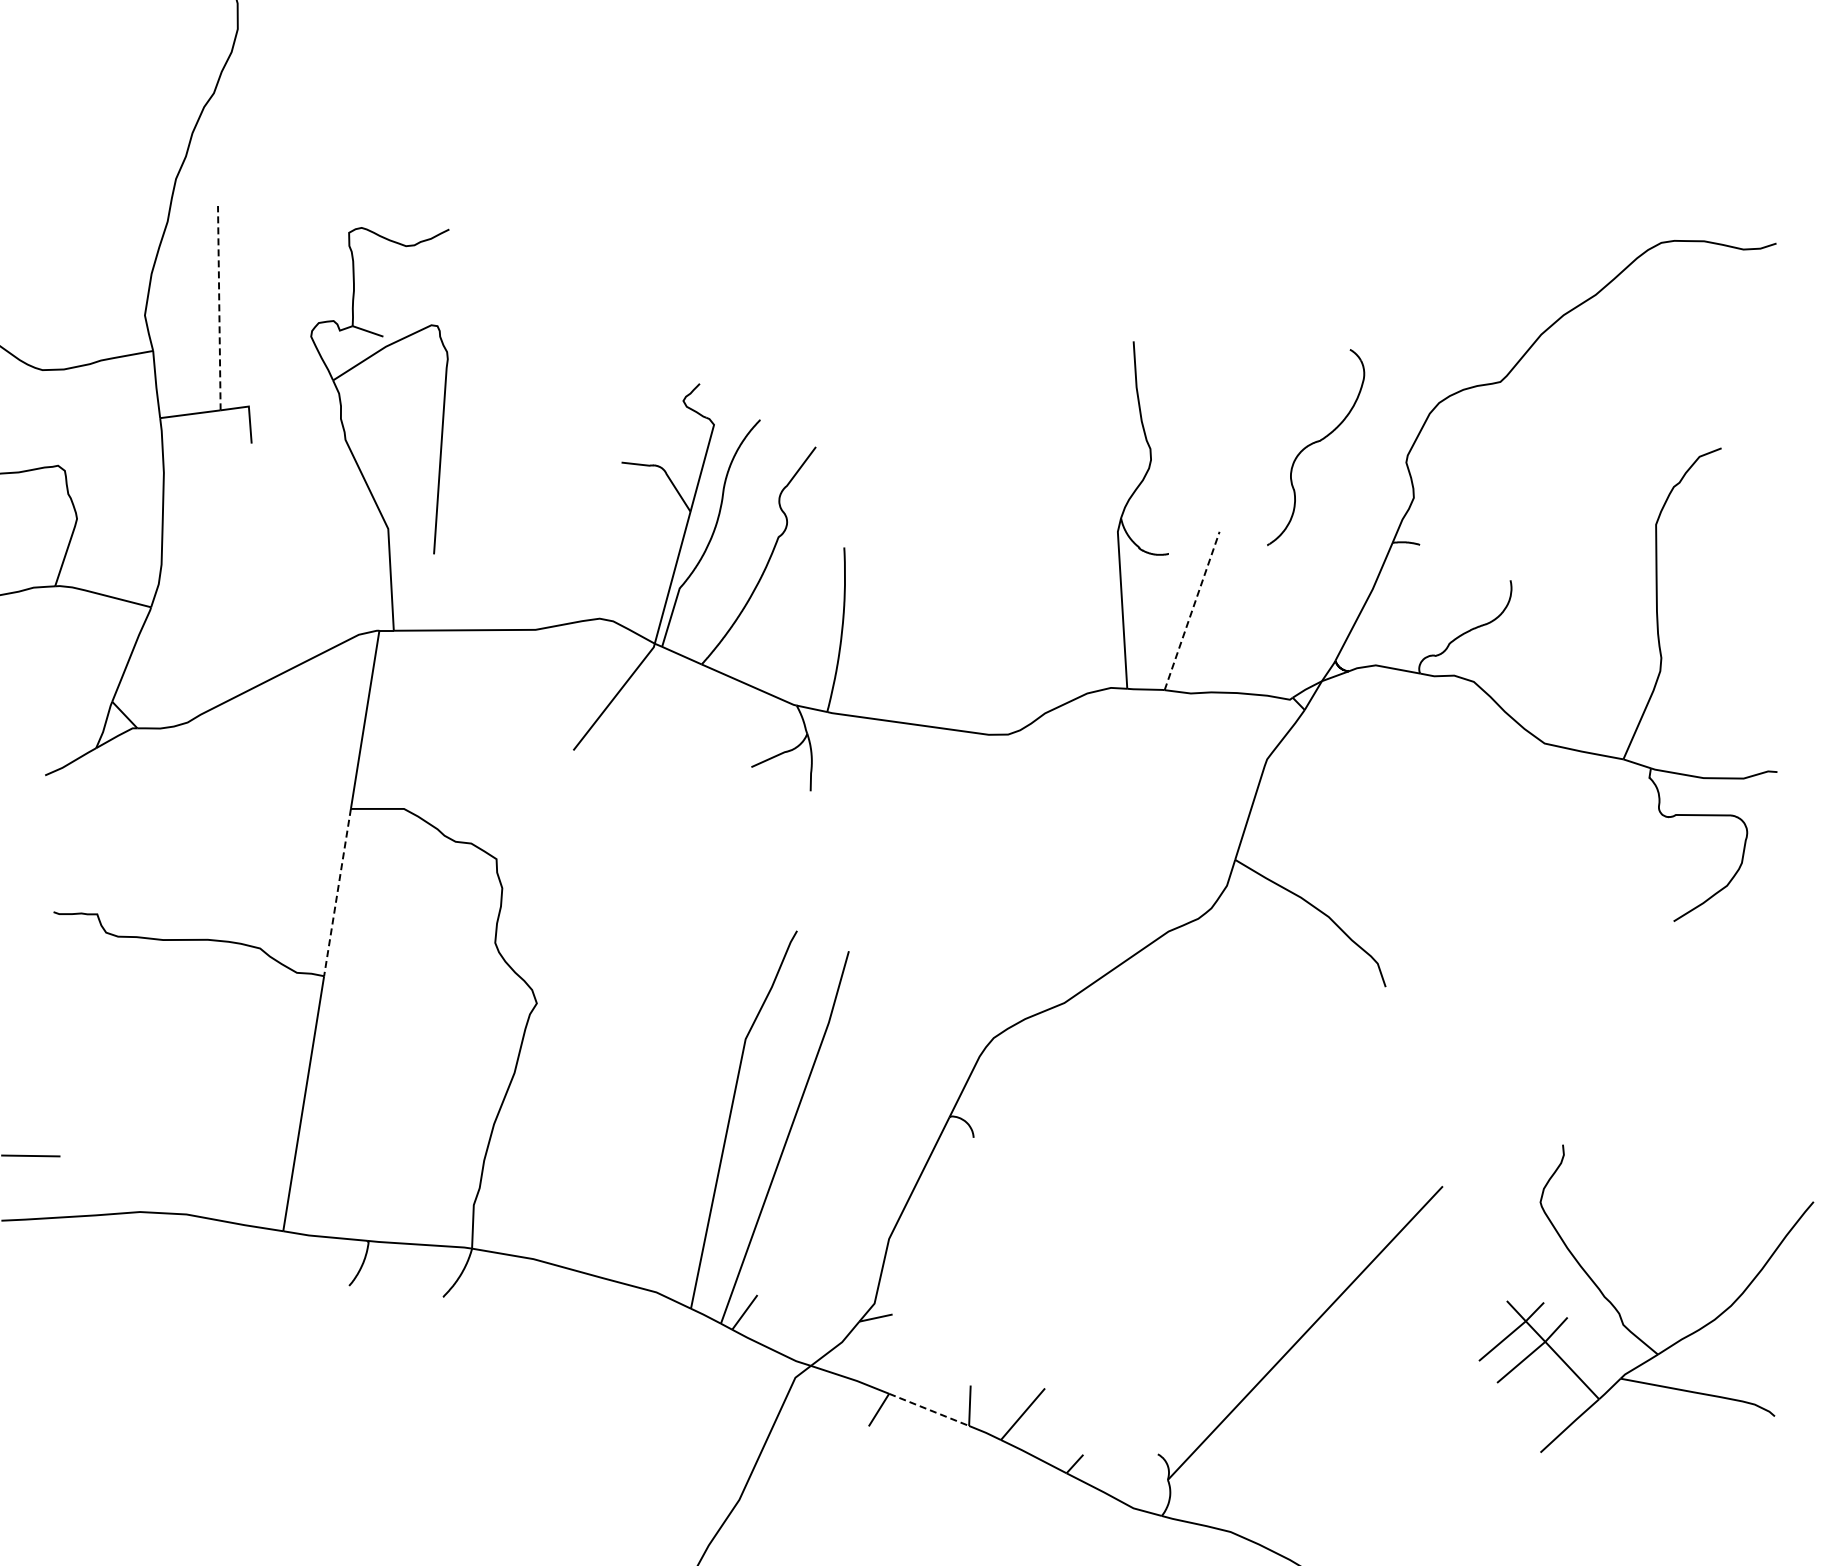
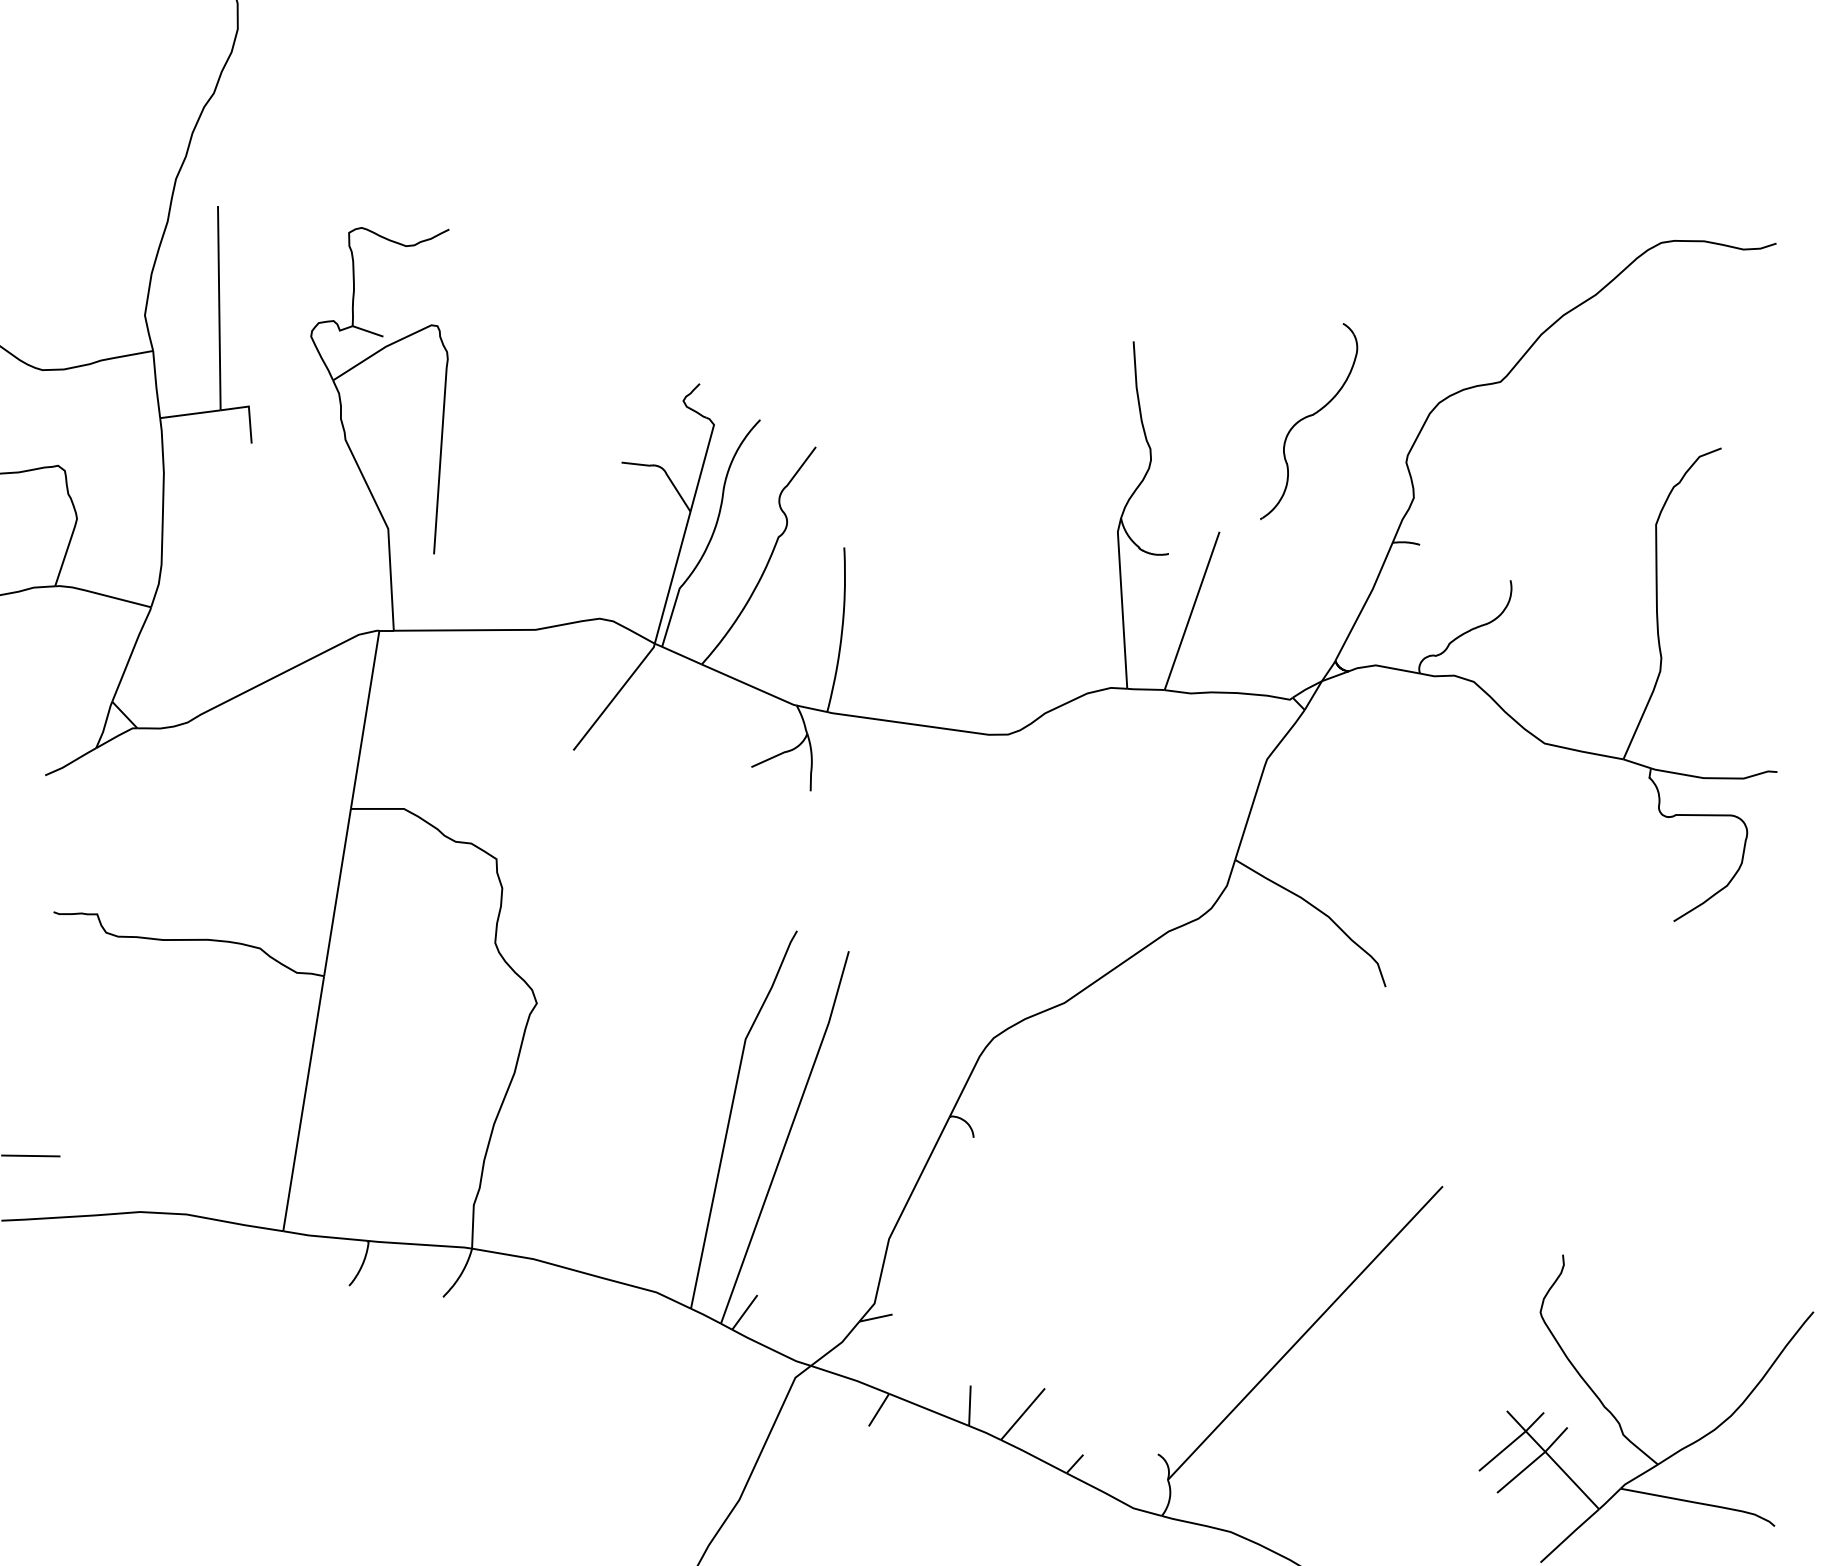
line: dashed -> solid (219, 307)
part position: (1316, 447) -> (1309, 421) (1309, 421)
line: dashed -> solid (1192, 610)
line: dashed -> solid (337, 892)
part position: (1620, 1313) -> (1620, 1423) (1620, 1423)
line: dashed -> solid (929, 1410)
